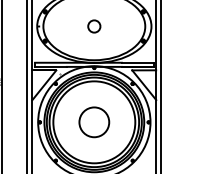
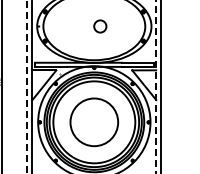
circle position: (94, 26) -> (100, 26) (100, 26)
line: solid -> dashed (27, 87)
line: solid -> dashed (156, 87)
circle diameter: 30 px -> 48 px (94, 122)
